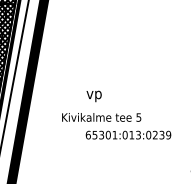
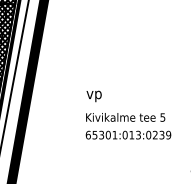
text position: (101, 117) -> (125, 117) (125, 117)
